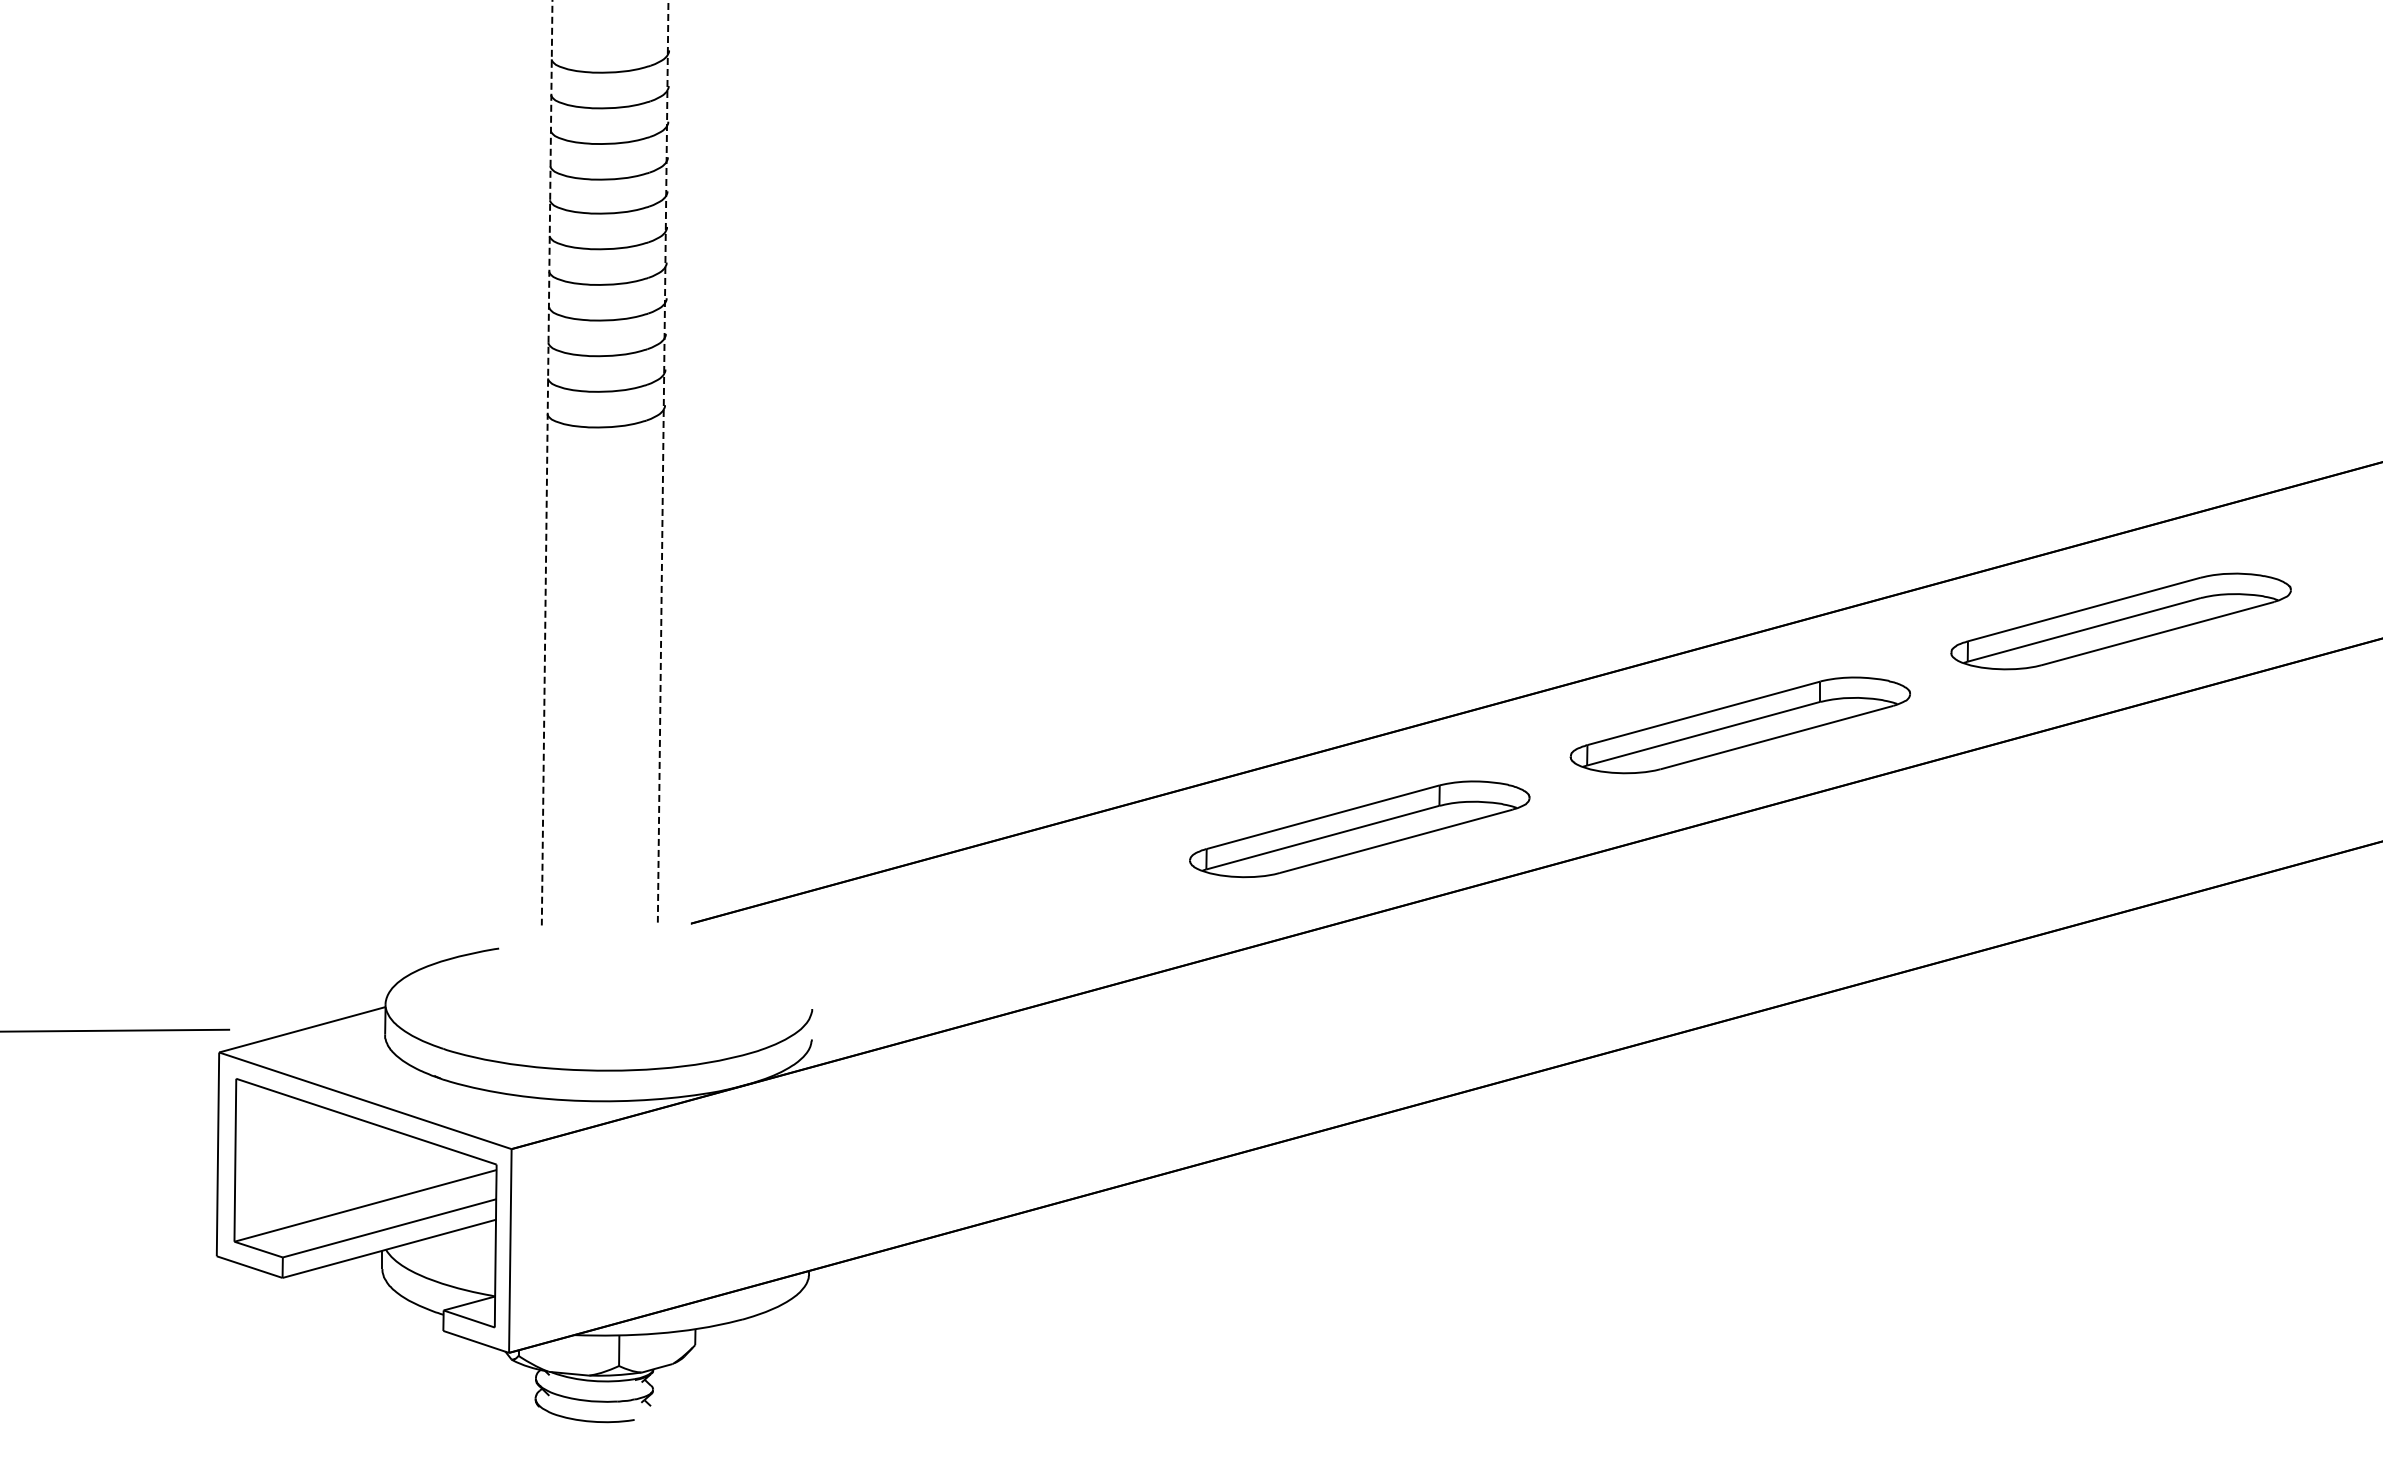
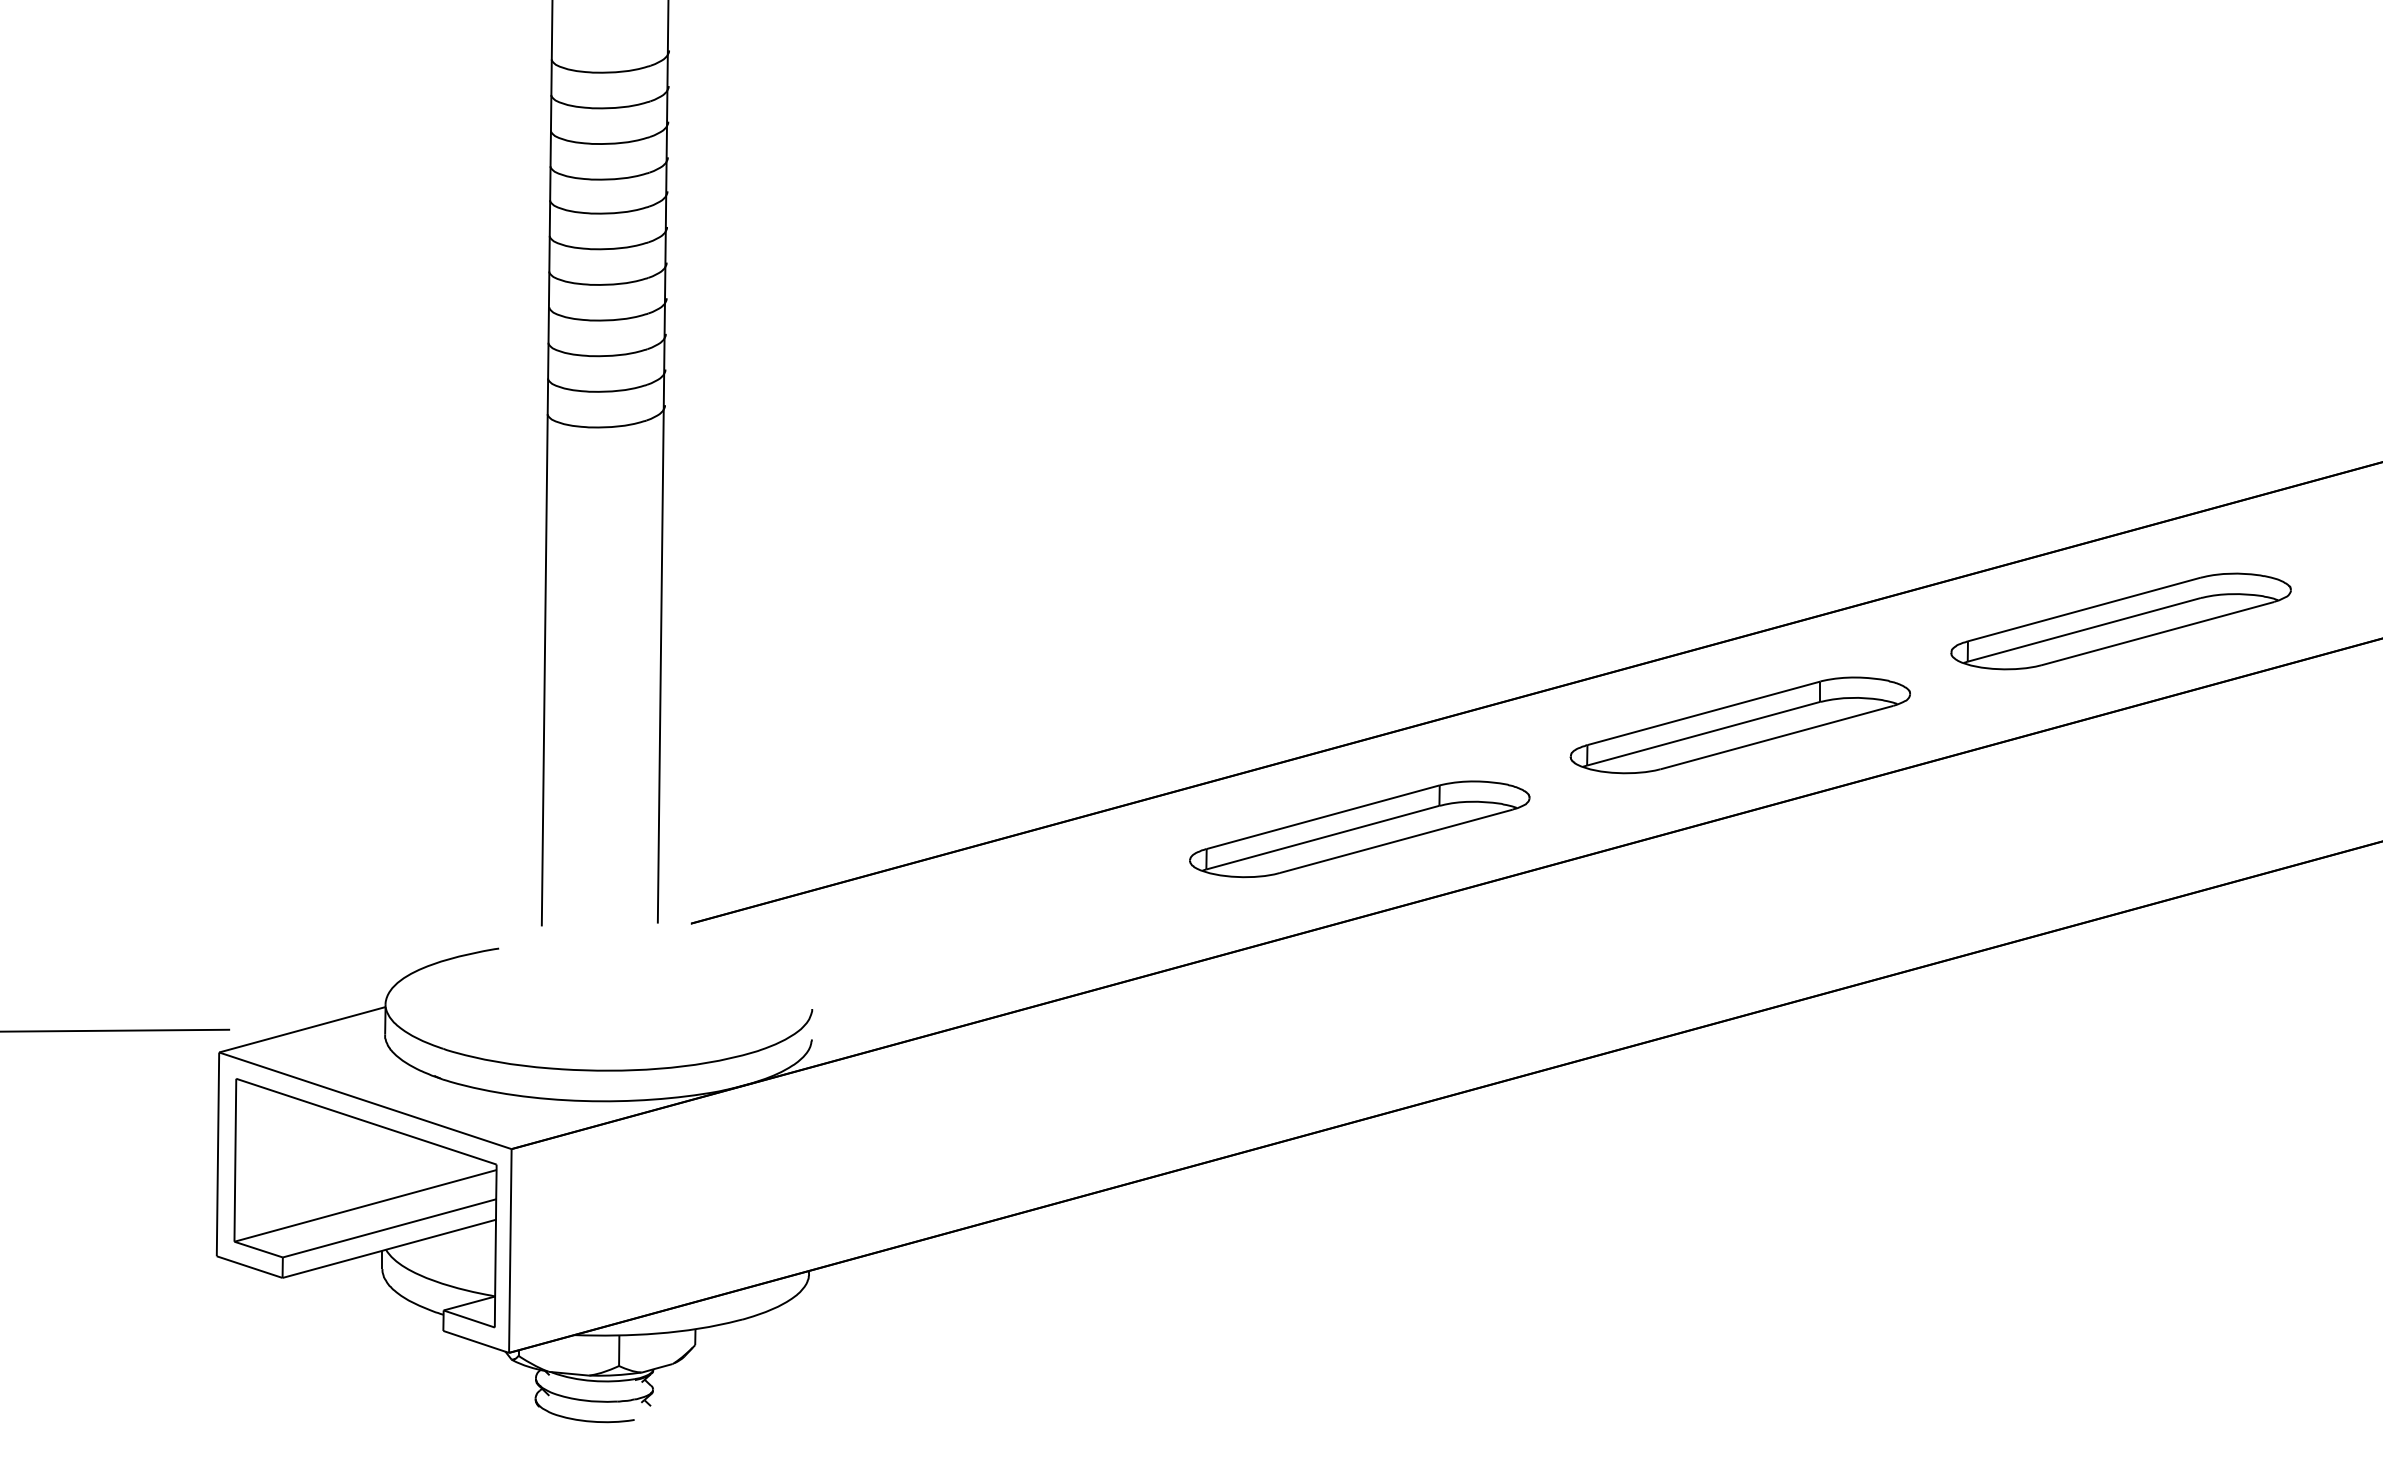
line: dashed -> solid (663, 461)
line: dashed -> solid (547, 463)
